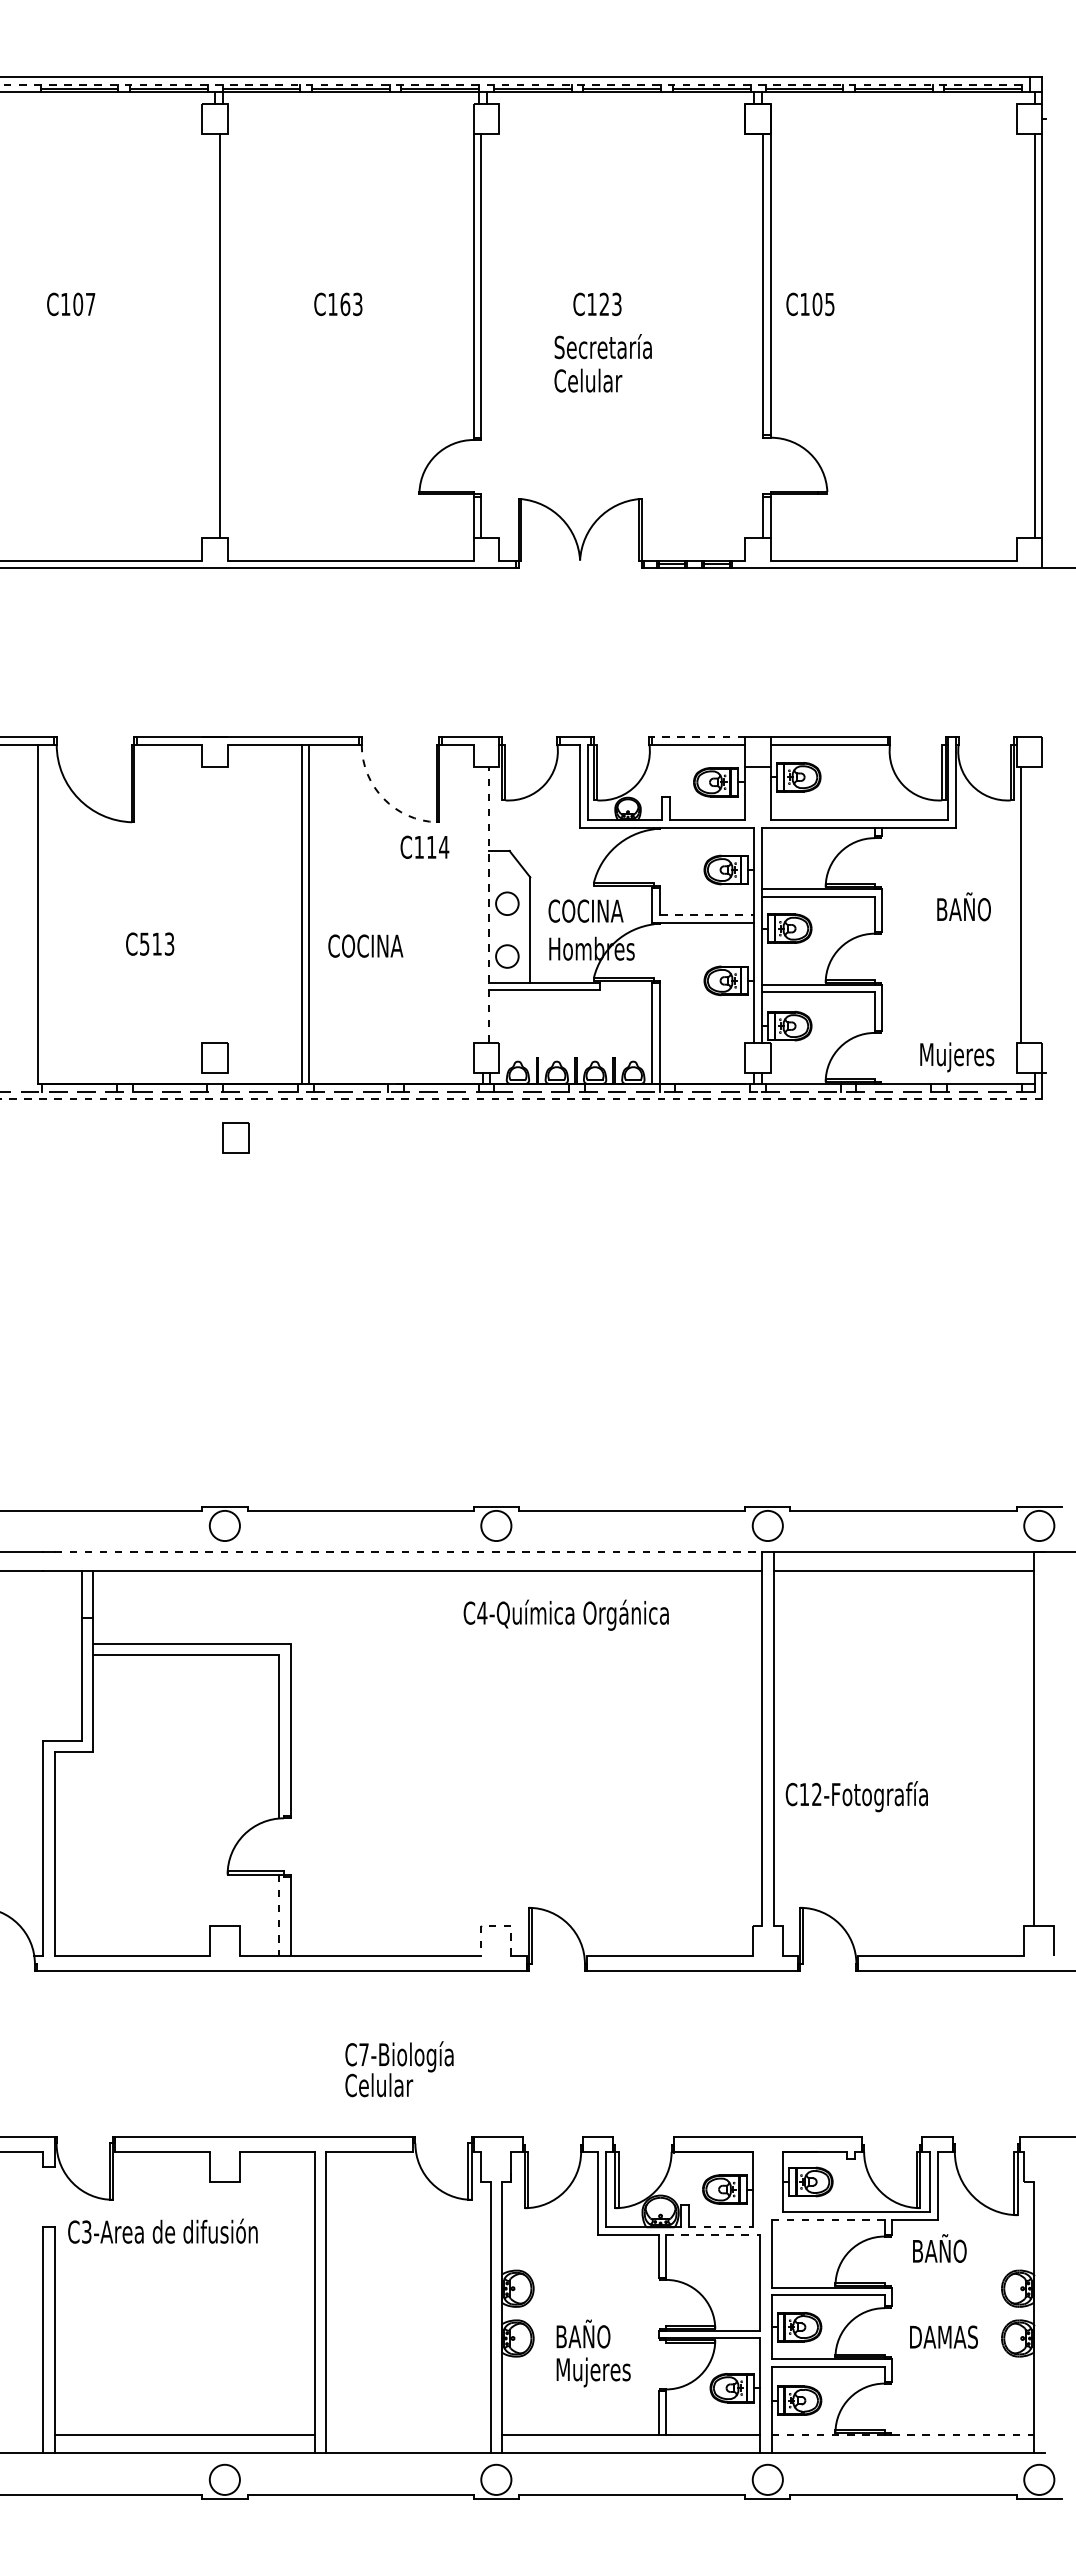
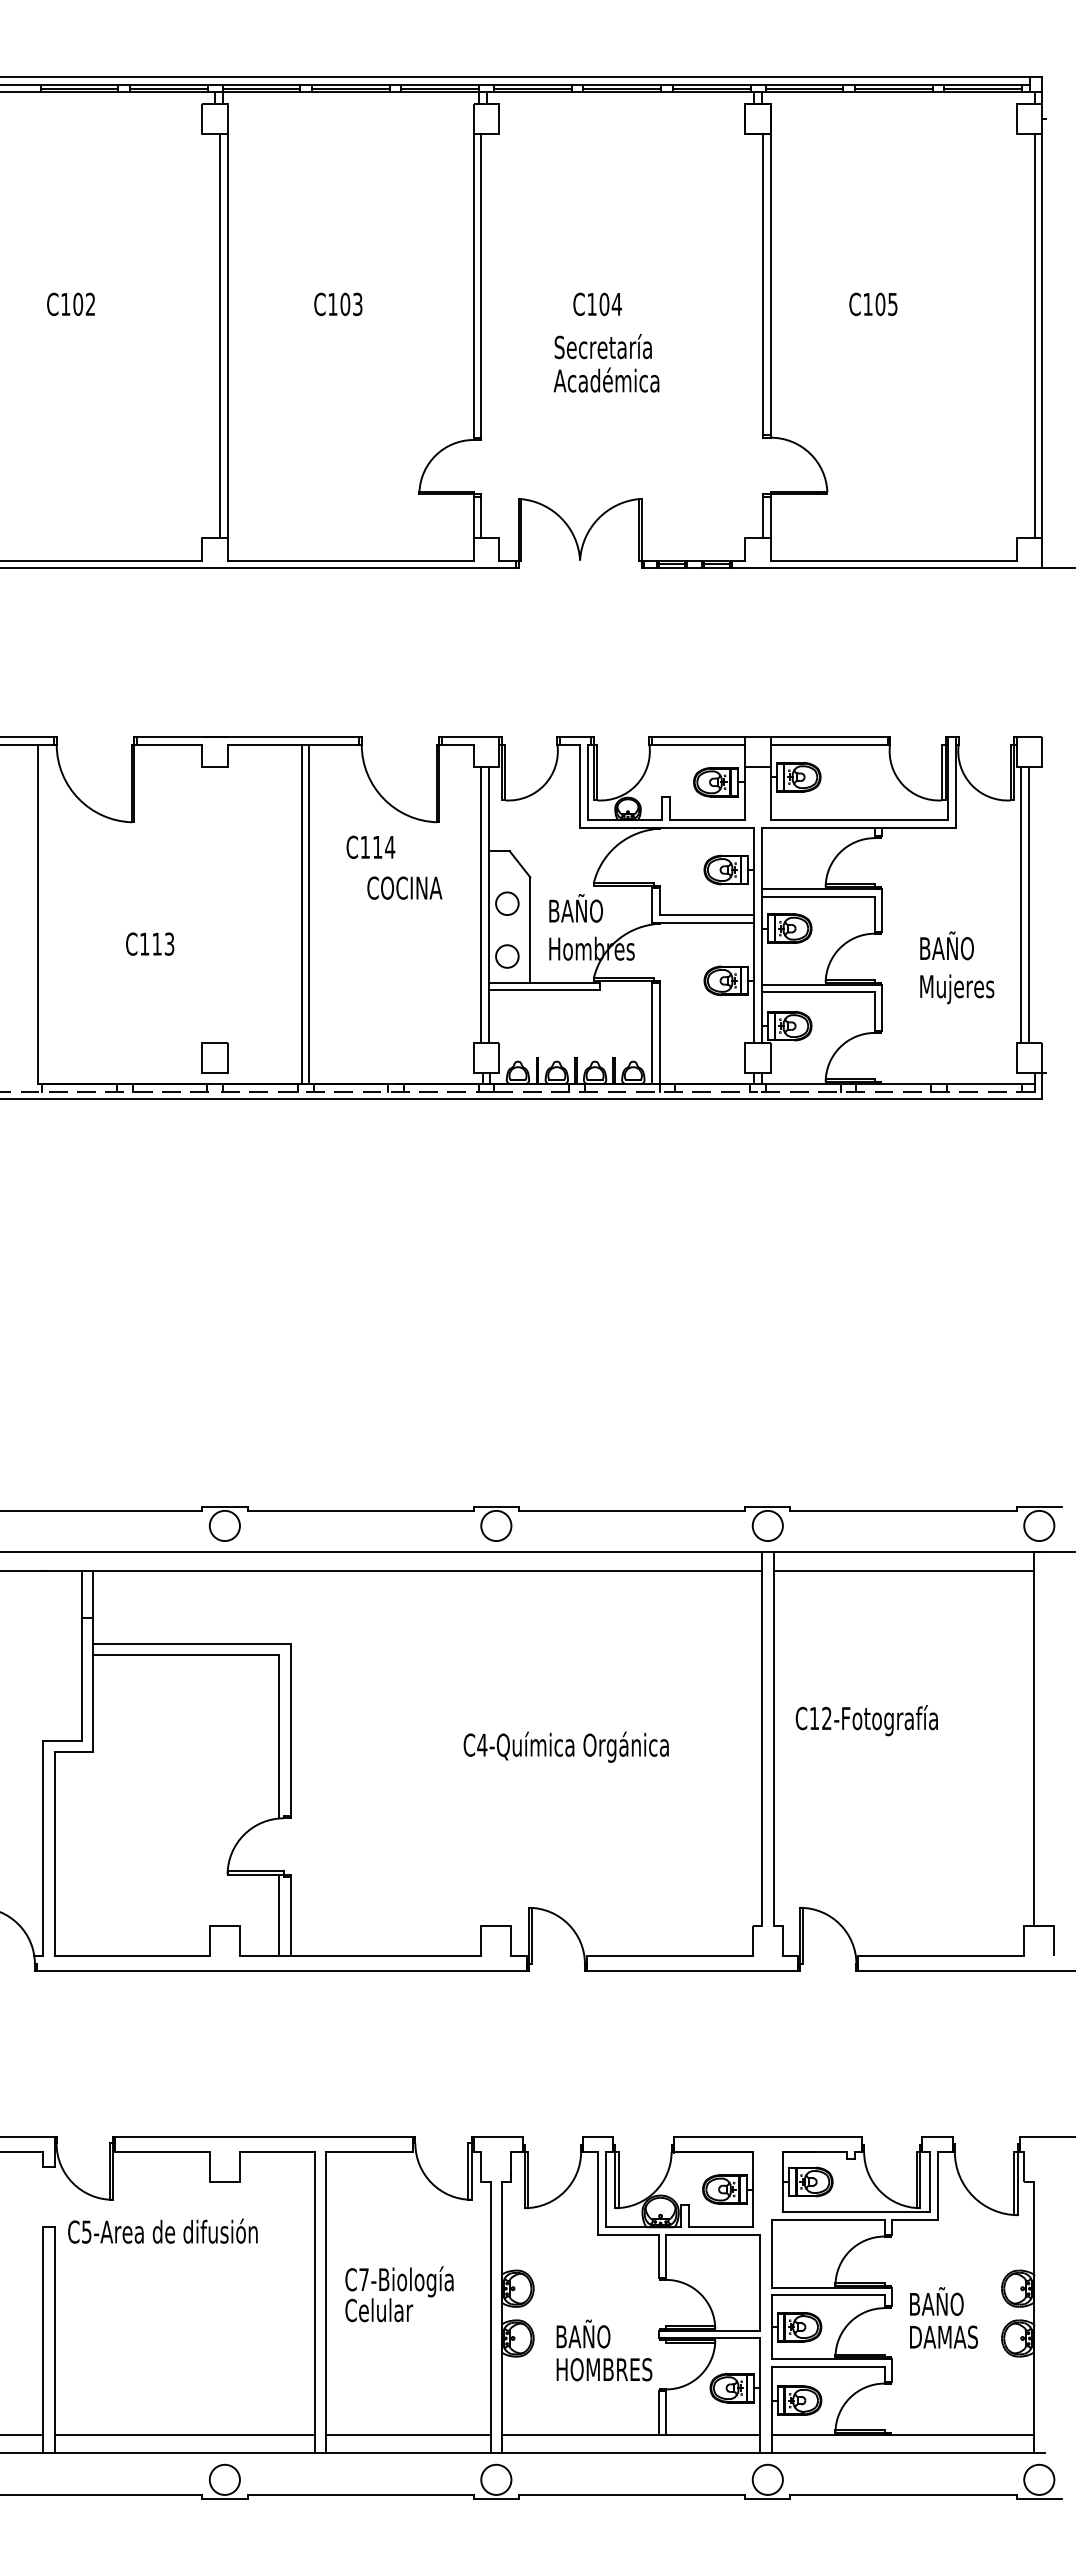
line: dashed -> solid (515, 84)
text: C107 -> C102 (90, 303)
text: C163 -> C103 (345, 303)
text position: (810, 303) -> (873, 303) (873, 303)
text: C123 -> C104 (610, 304)
line: none -> present (227, 335)
text: Celular -> Académica (606, 379)
line: dashed -> solid (698, 737)
arc: dashed -> solid (383, 798)
text position: (424, 846) -> (370, 846) (370, 846)
line: none -> present (481, 904)
line: dashed -> solid (488, 904)
line: none -> present (1028, 904)
text position: (963, 906) -> (946, 945) (946, 945)
text: COCINA -> BAÑO (585, 908)
line: dashed -> solid (707, 915)
text: C513 -> C113 (144, 943)
text position: (365, 945) -> (404, 887) (404, 887)
text position: (957, 1057) -> (957, 989) (957, 989)
line: dashed -> solid (520, 1099)
part: present -> none (235, 1137)
line: dashed -> solid (408, 1552)
text position: (565, 1614) -> (565, 1746) (565, 1746)
text position: (856, 1796) -> (866, 1720) (866, 1720)
line: dashed -> solid (279, 1915)
line: dashed -> solid (495, 1925)
text position: (399, 2069) -> (399, 2294) (399, 2294)
line: dashed -> solid (828, 2219)
line: dashed -> solid (721, 2227)
text: C3-Area -> C5-Area (86, 2231)
line: dashed -> solid (713, 2234)
text position: (939, 2248) -> (936, 2301) (936, 2301)
text: Mujeres -> HOMBRES (605, 2372)
line: none -> present (22, 2434)
line: none -> present (408, 2434)
line: dashed -> solid (903, 2434)
